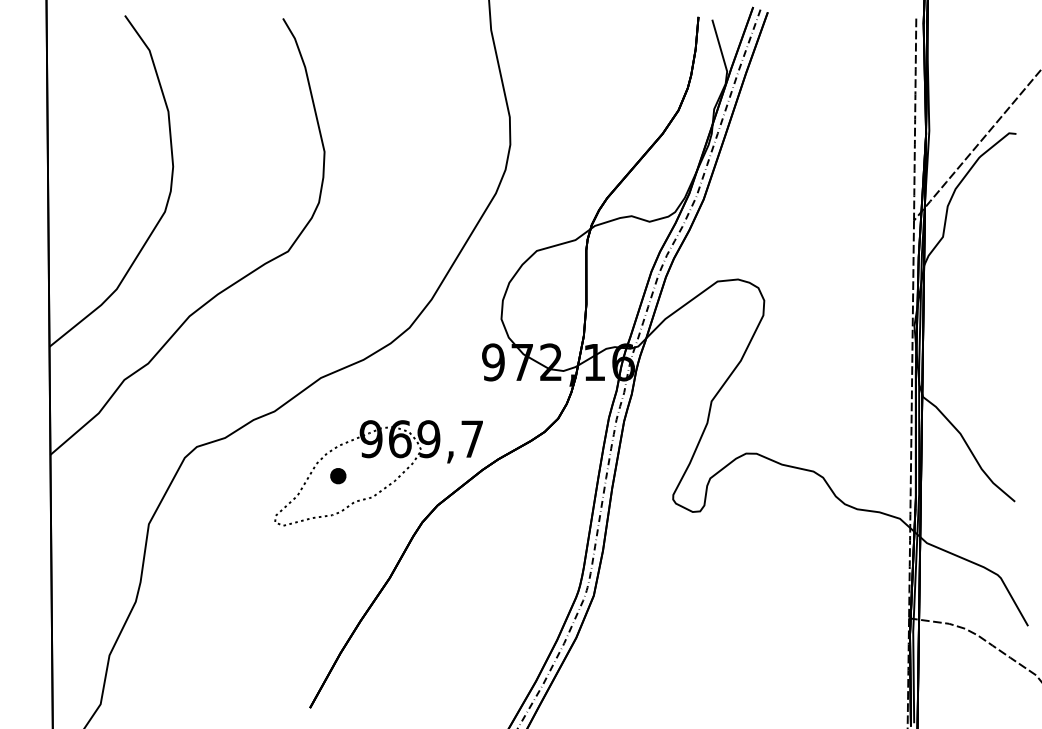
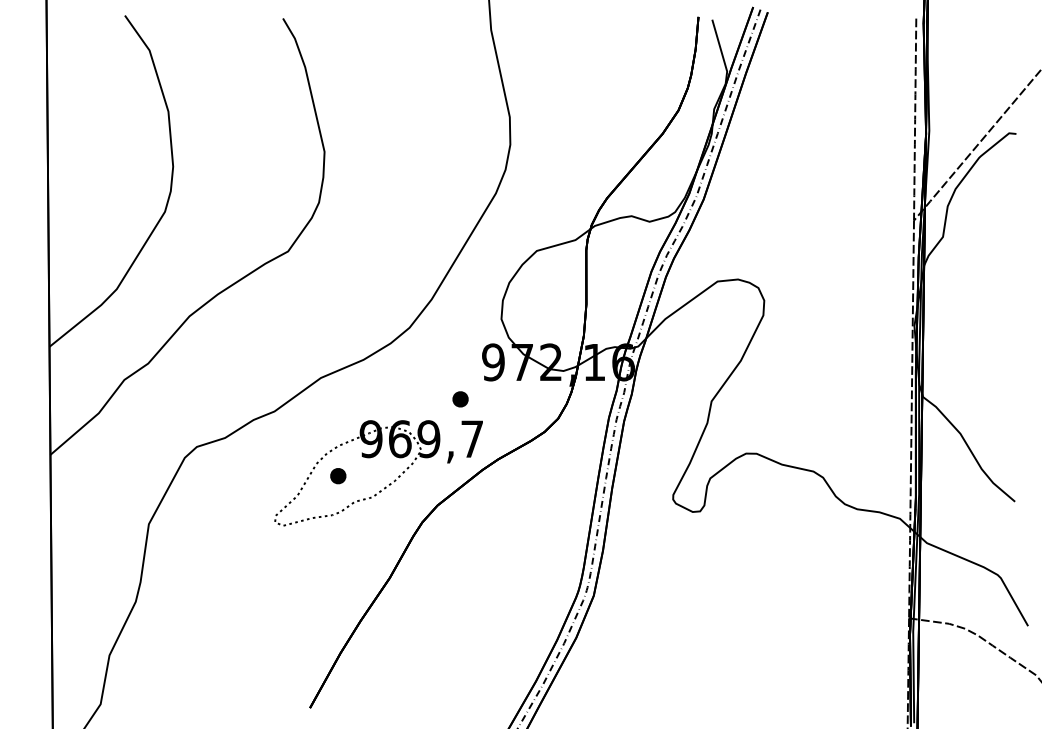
part: none -> present (460, 399)
